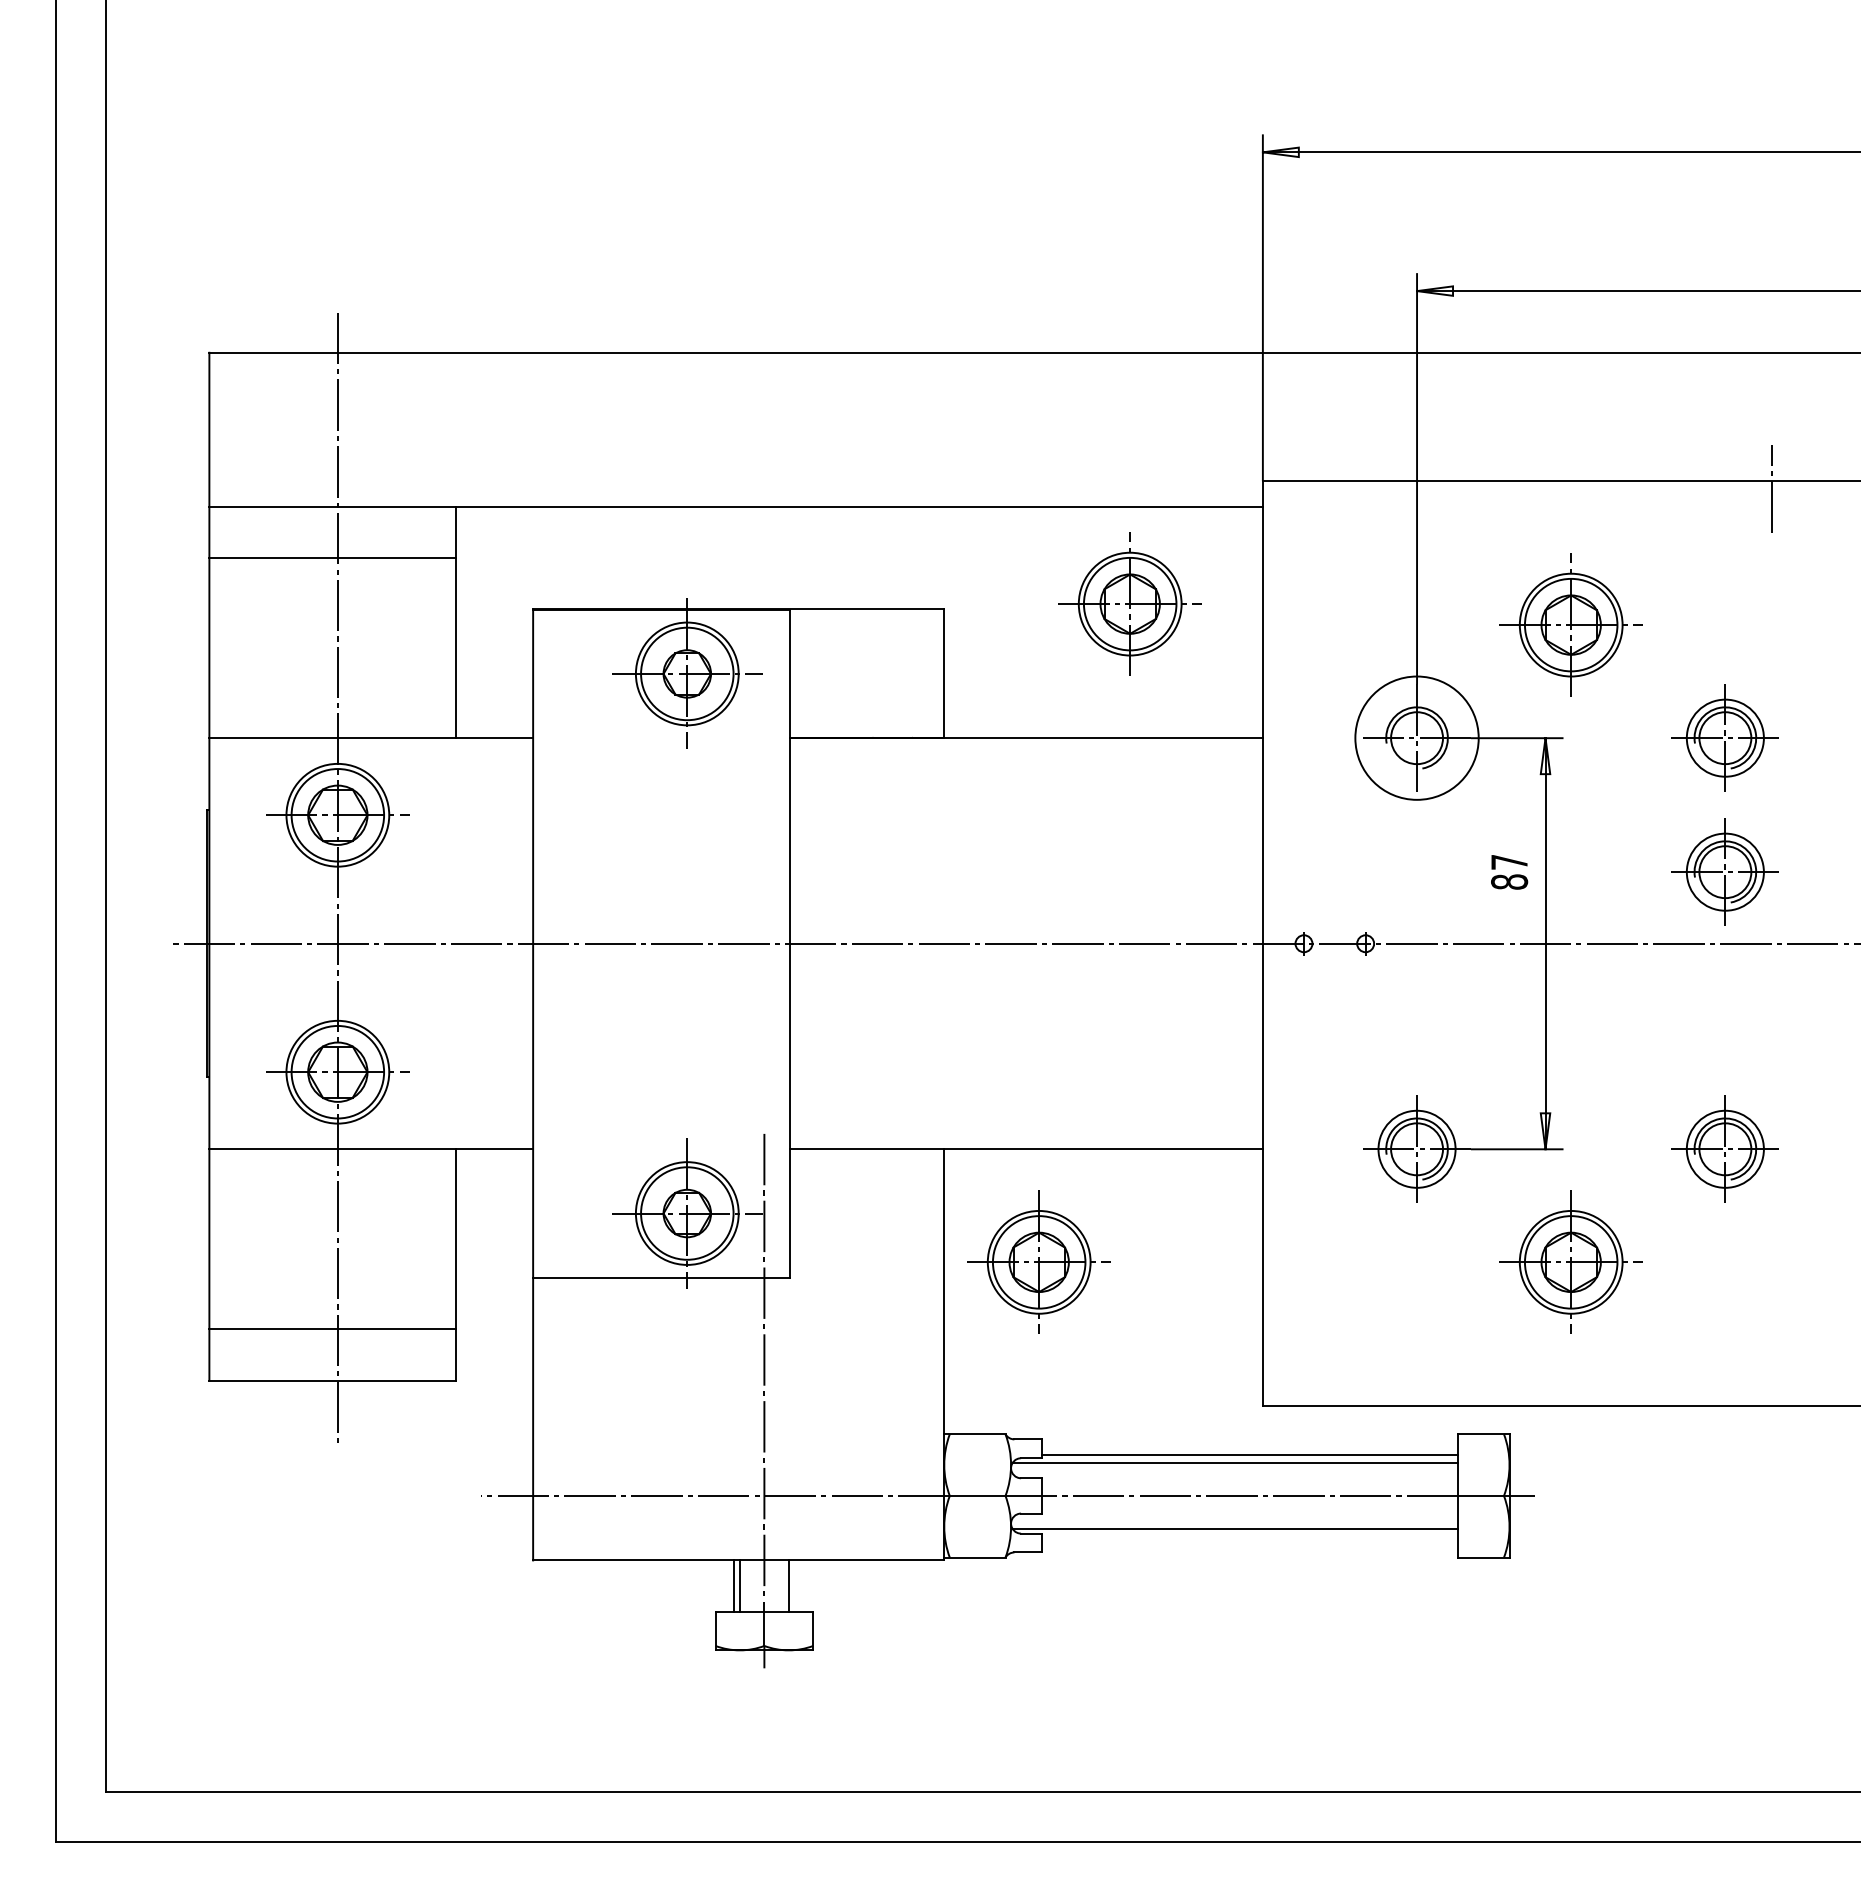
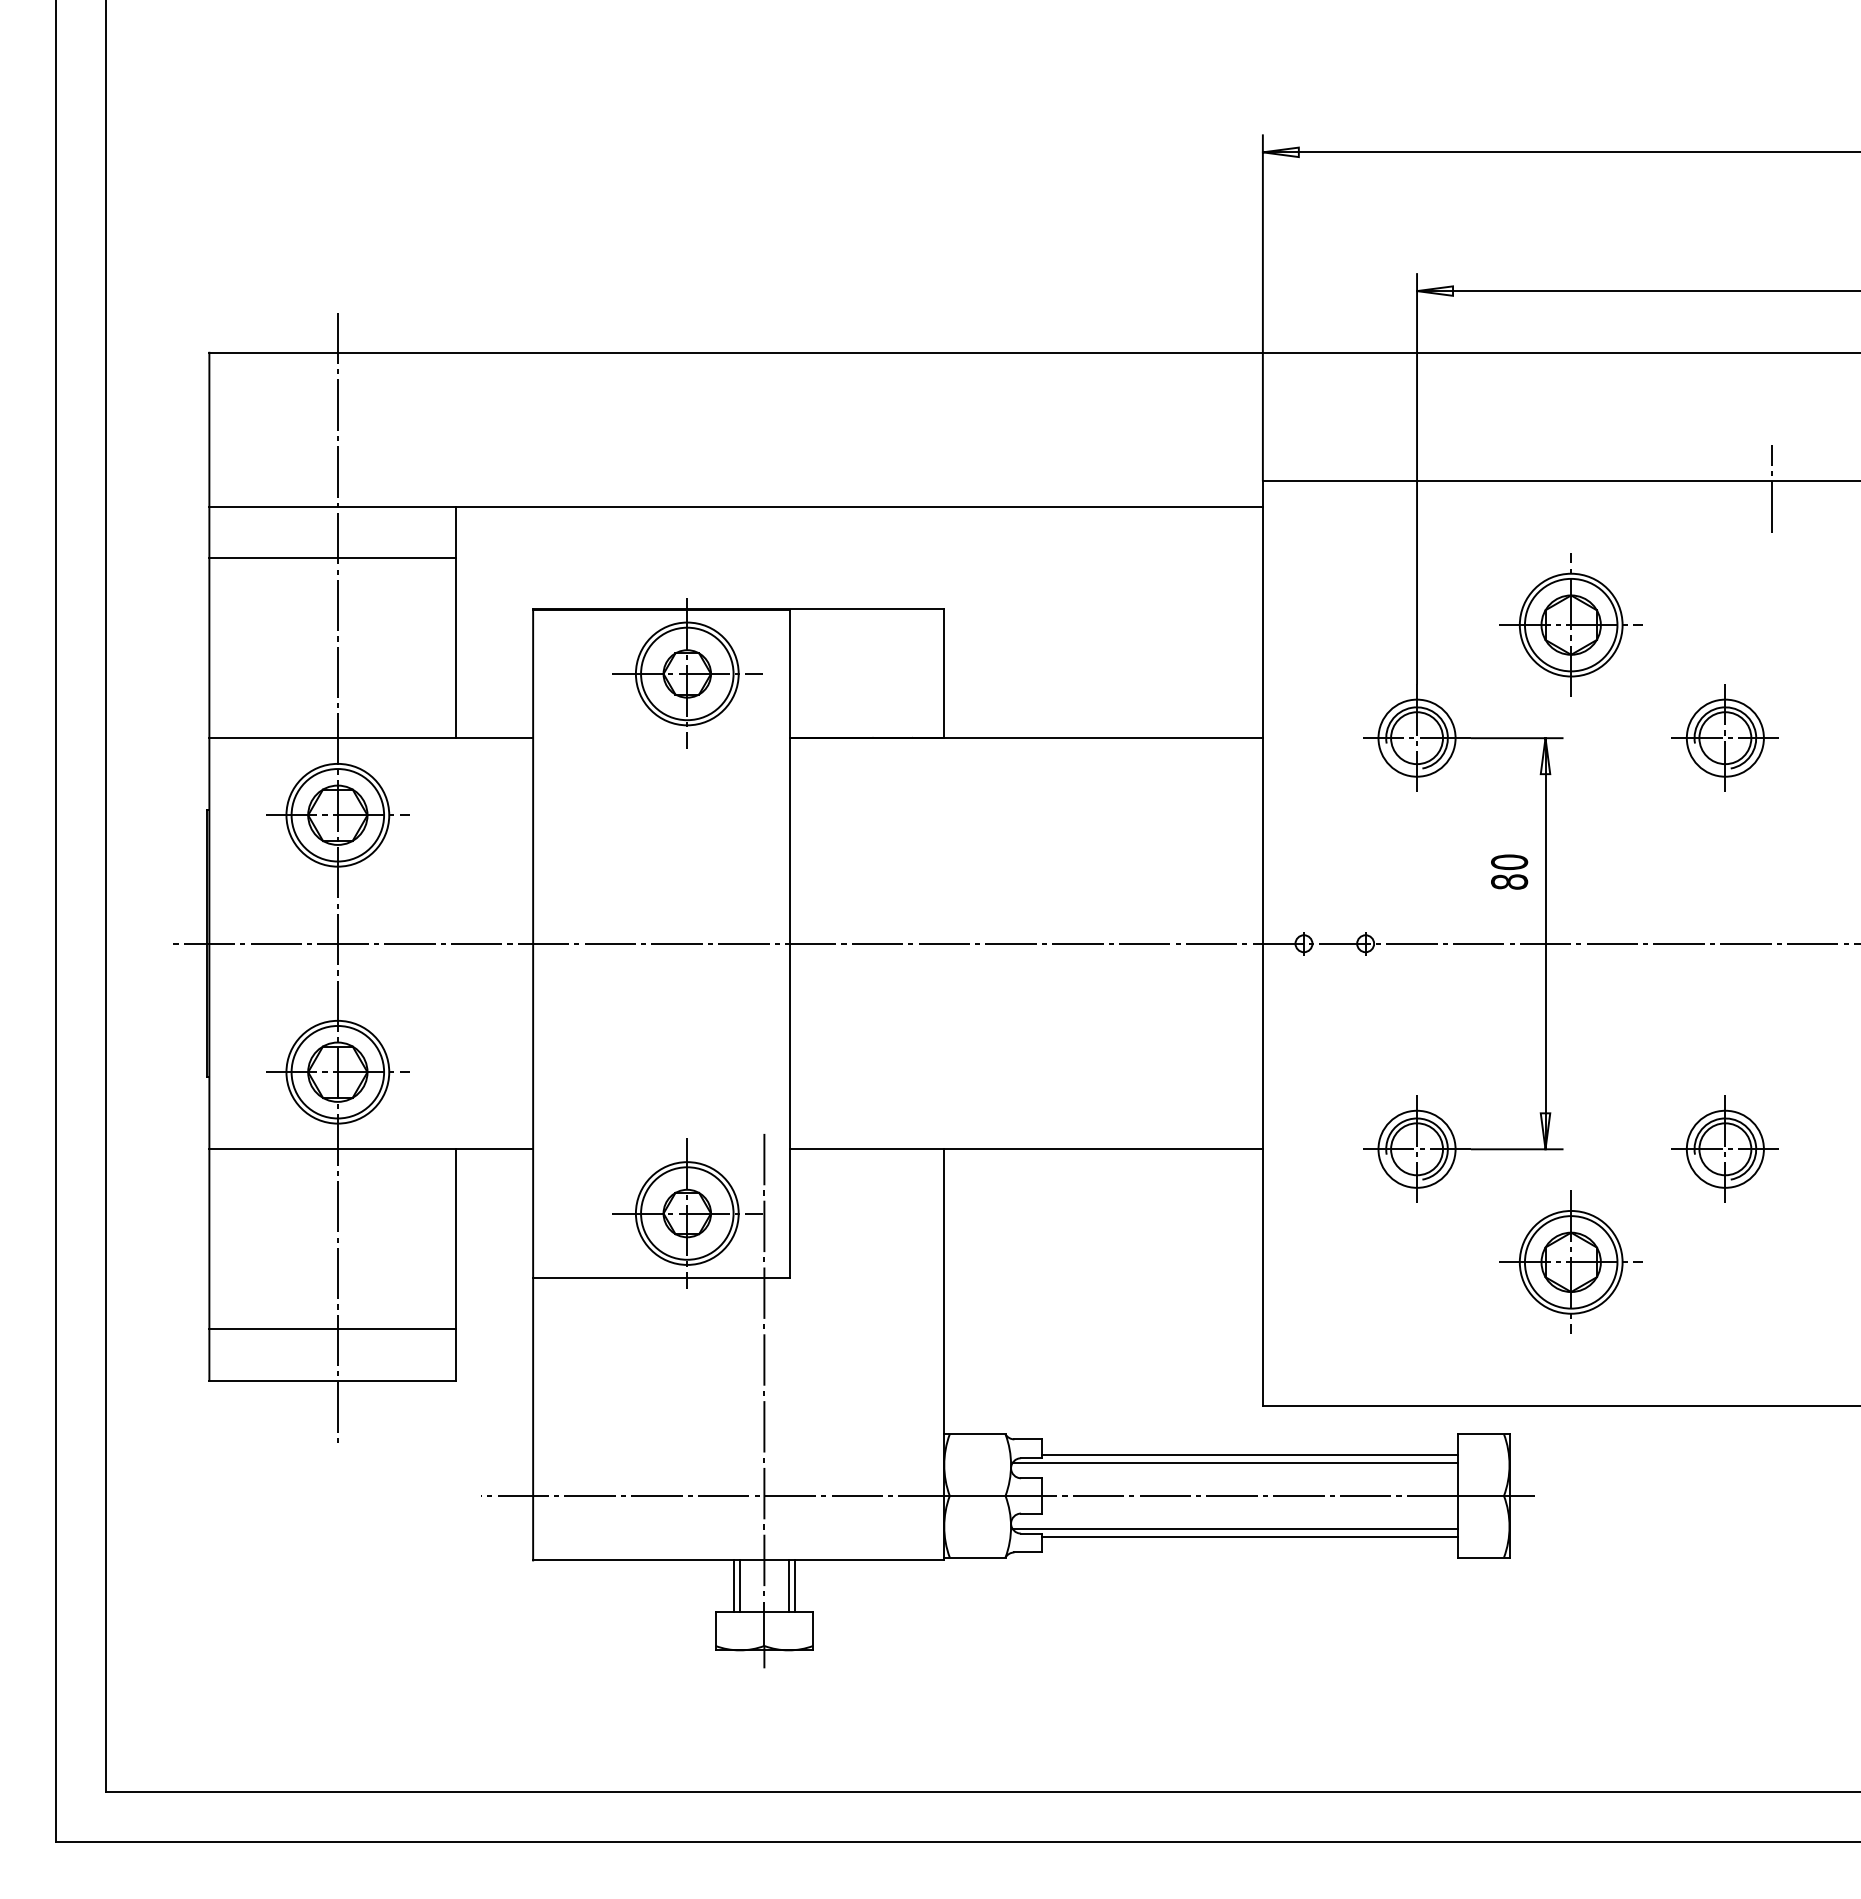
part: present -> none (1129, 603)
circle diameter: 123 px -> 77 px (1416, 737)
text: 87 -> 80 (1509, 862)
part: present -> none (1724, 871)
part: present -> none (1038, 1261)
line: none -> present (1249, 1537)
line: none -> present (795, 1585)
